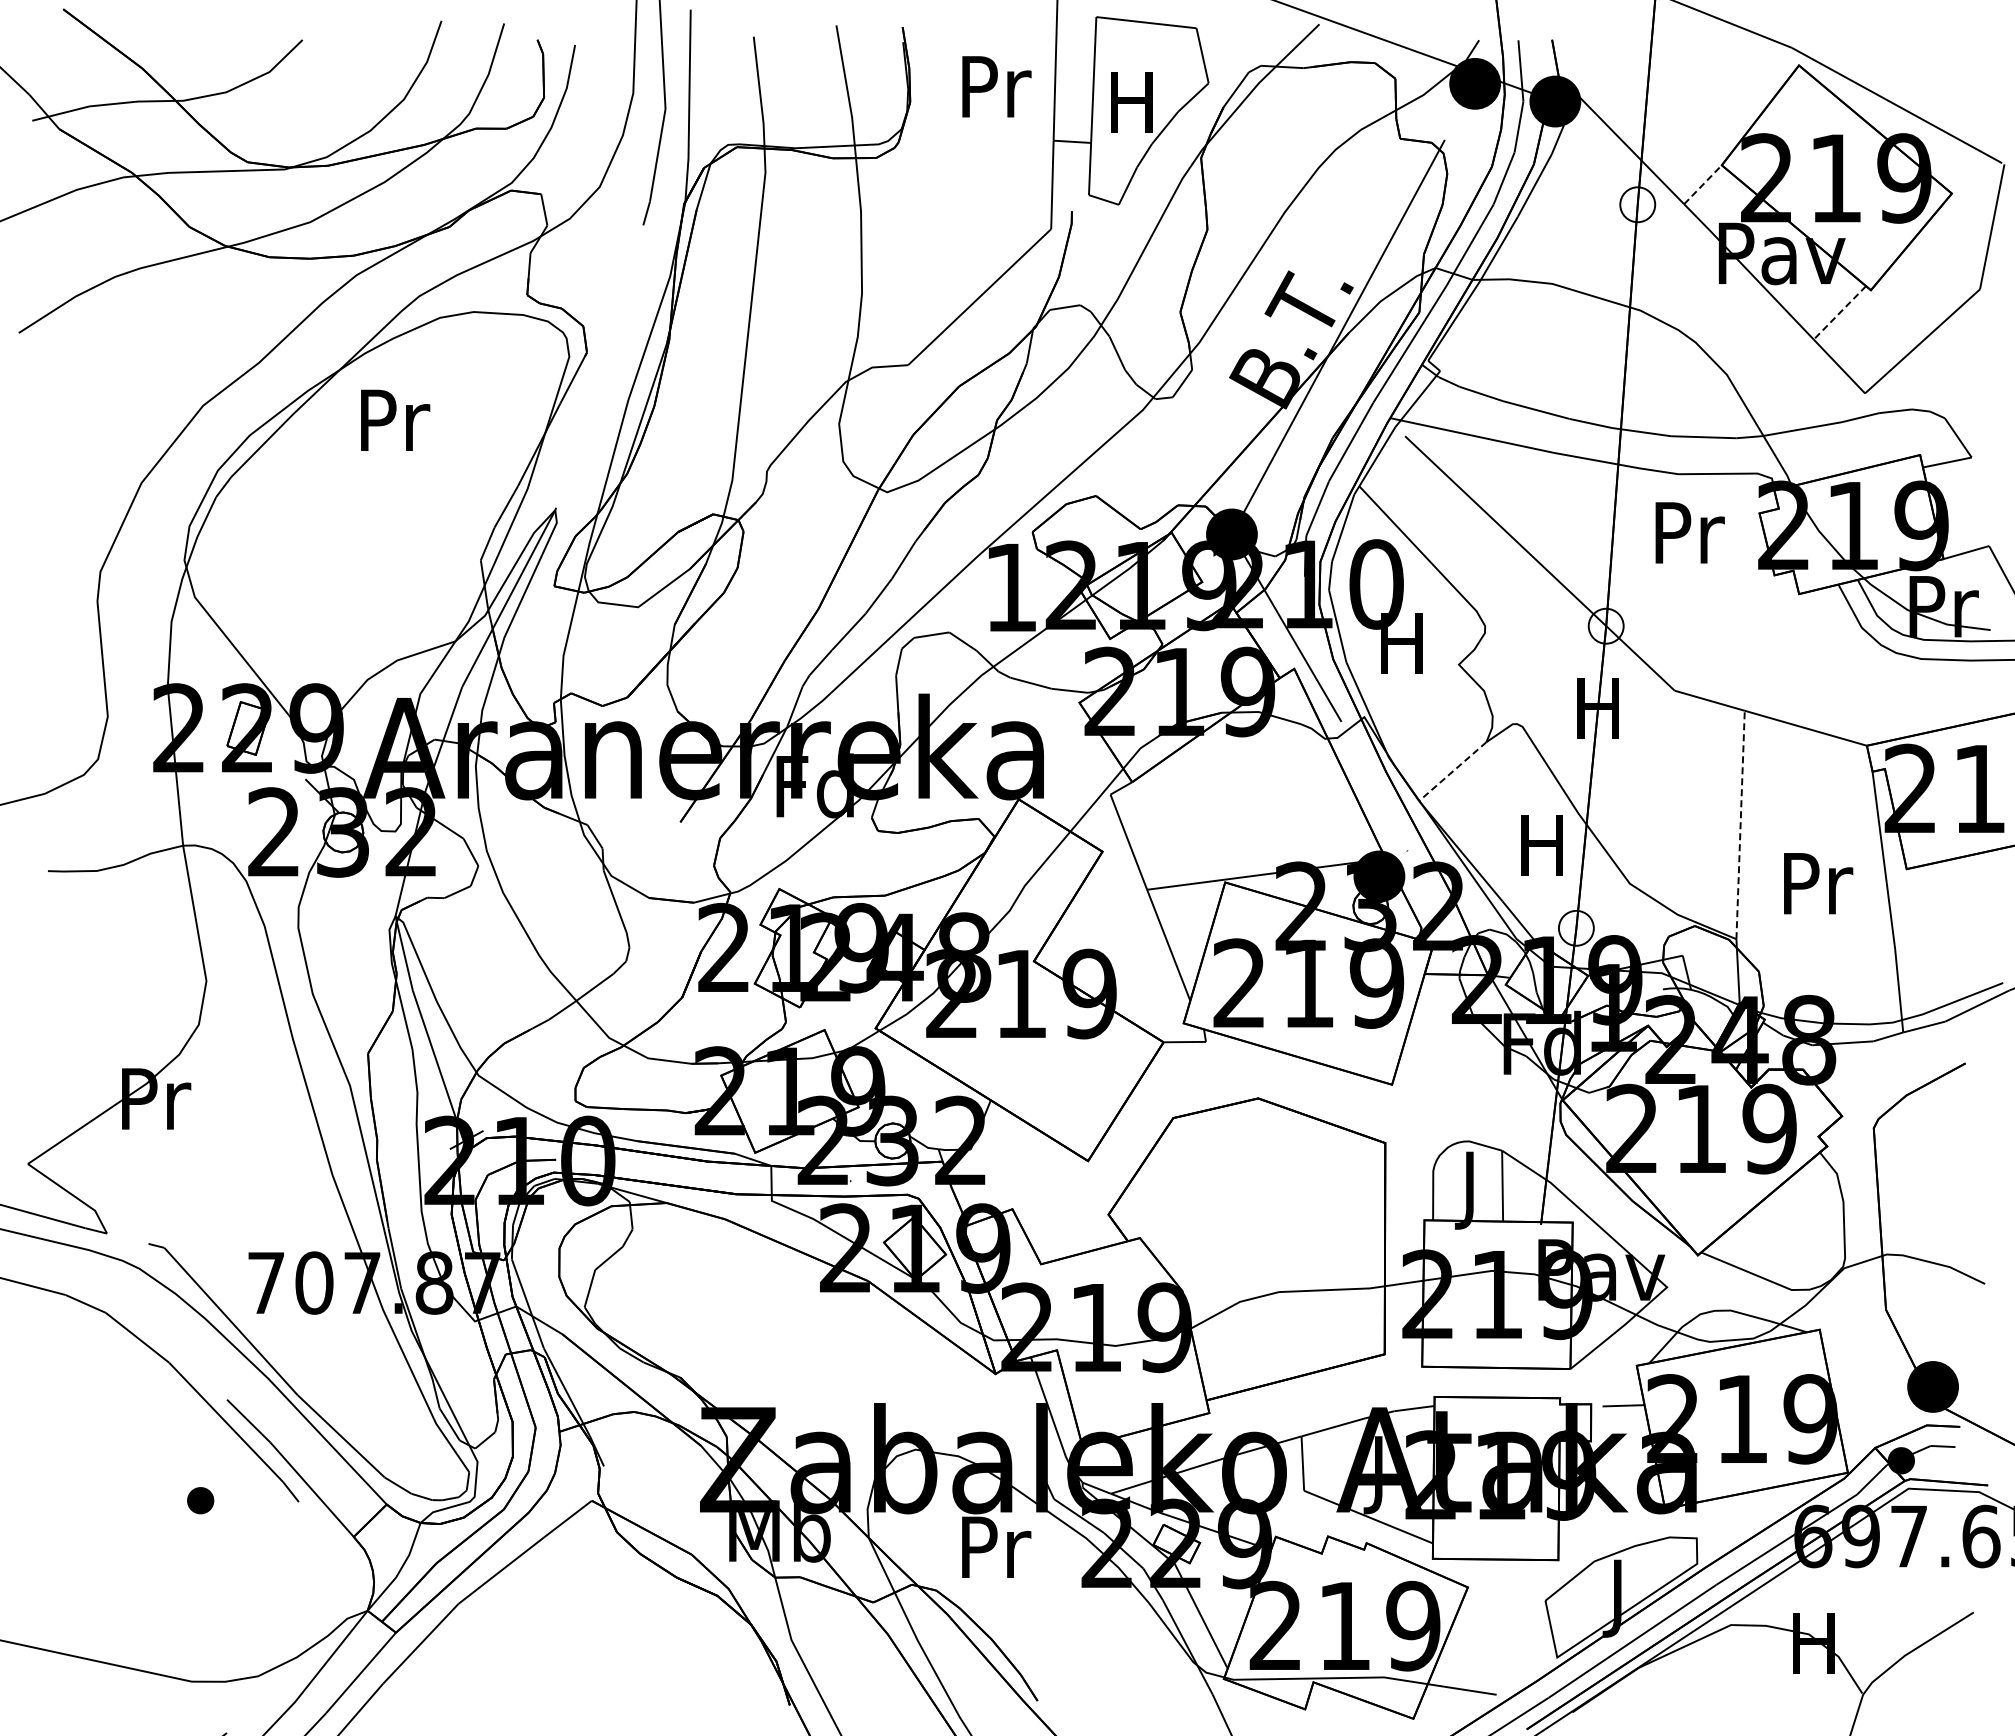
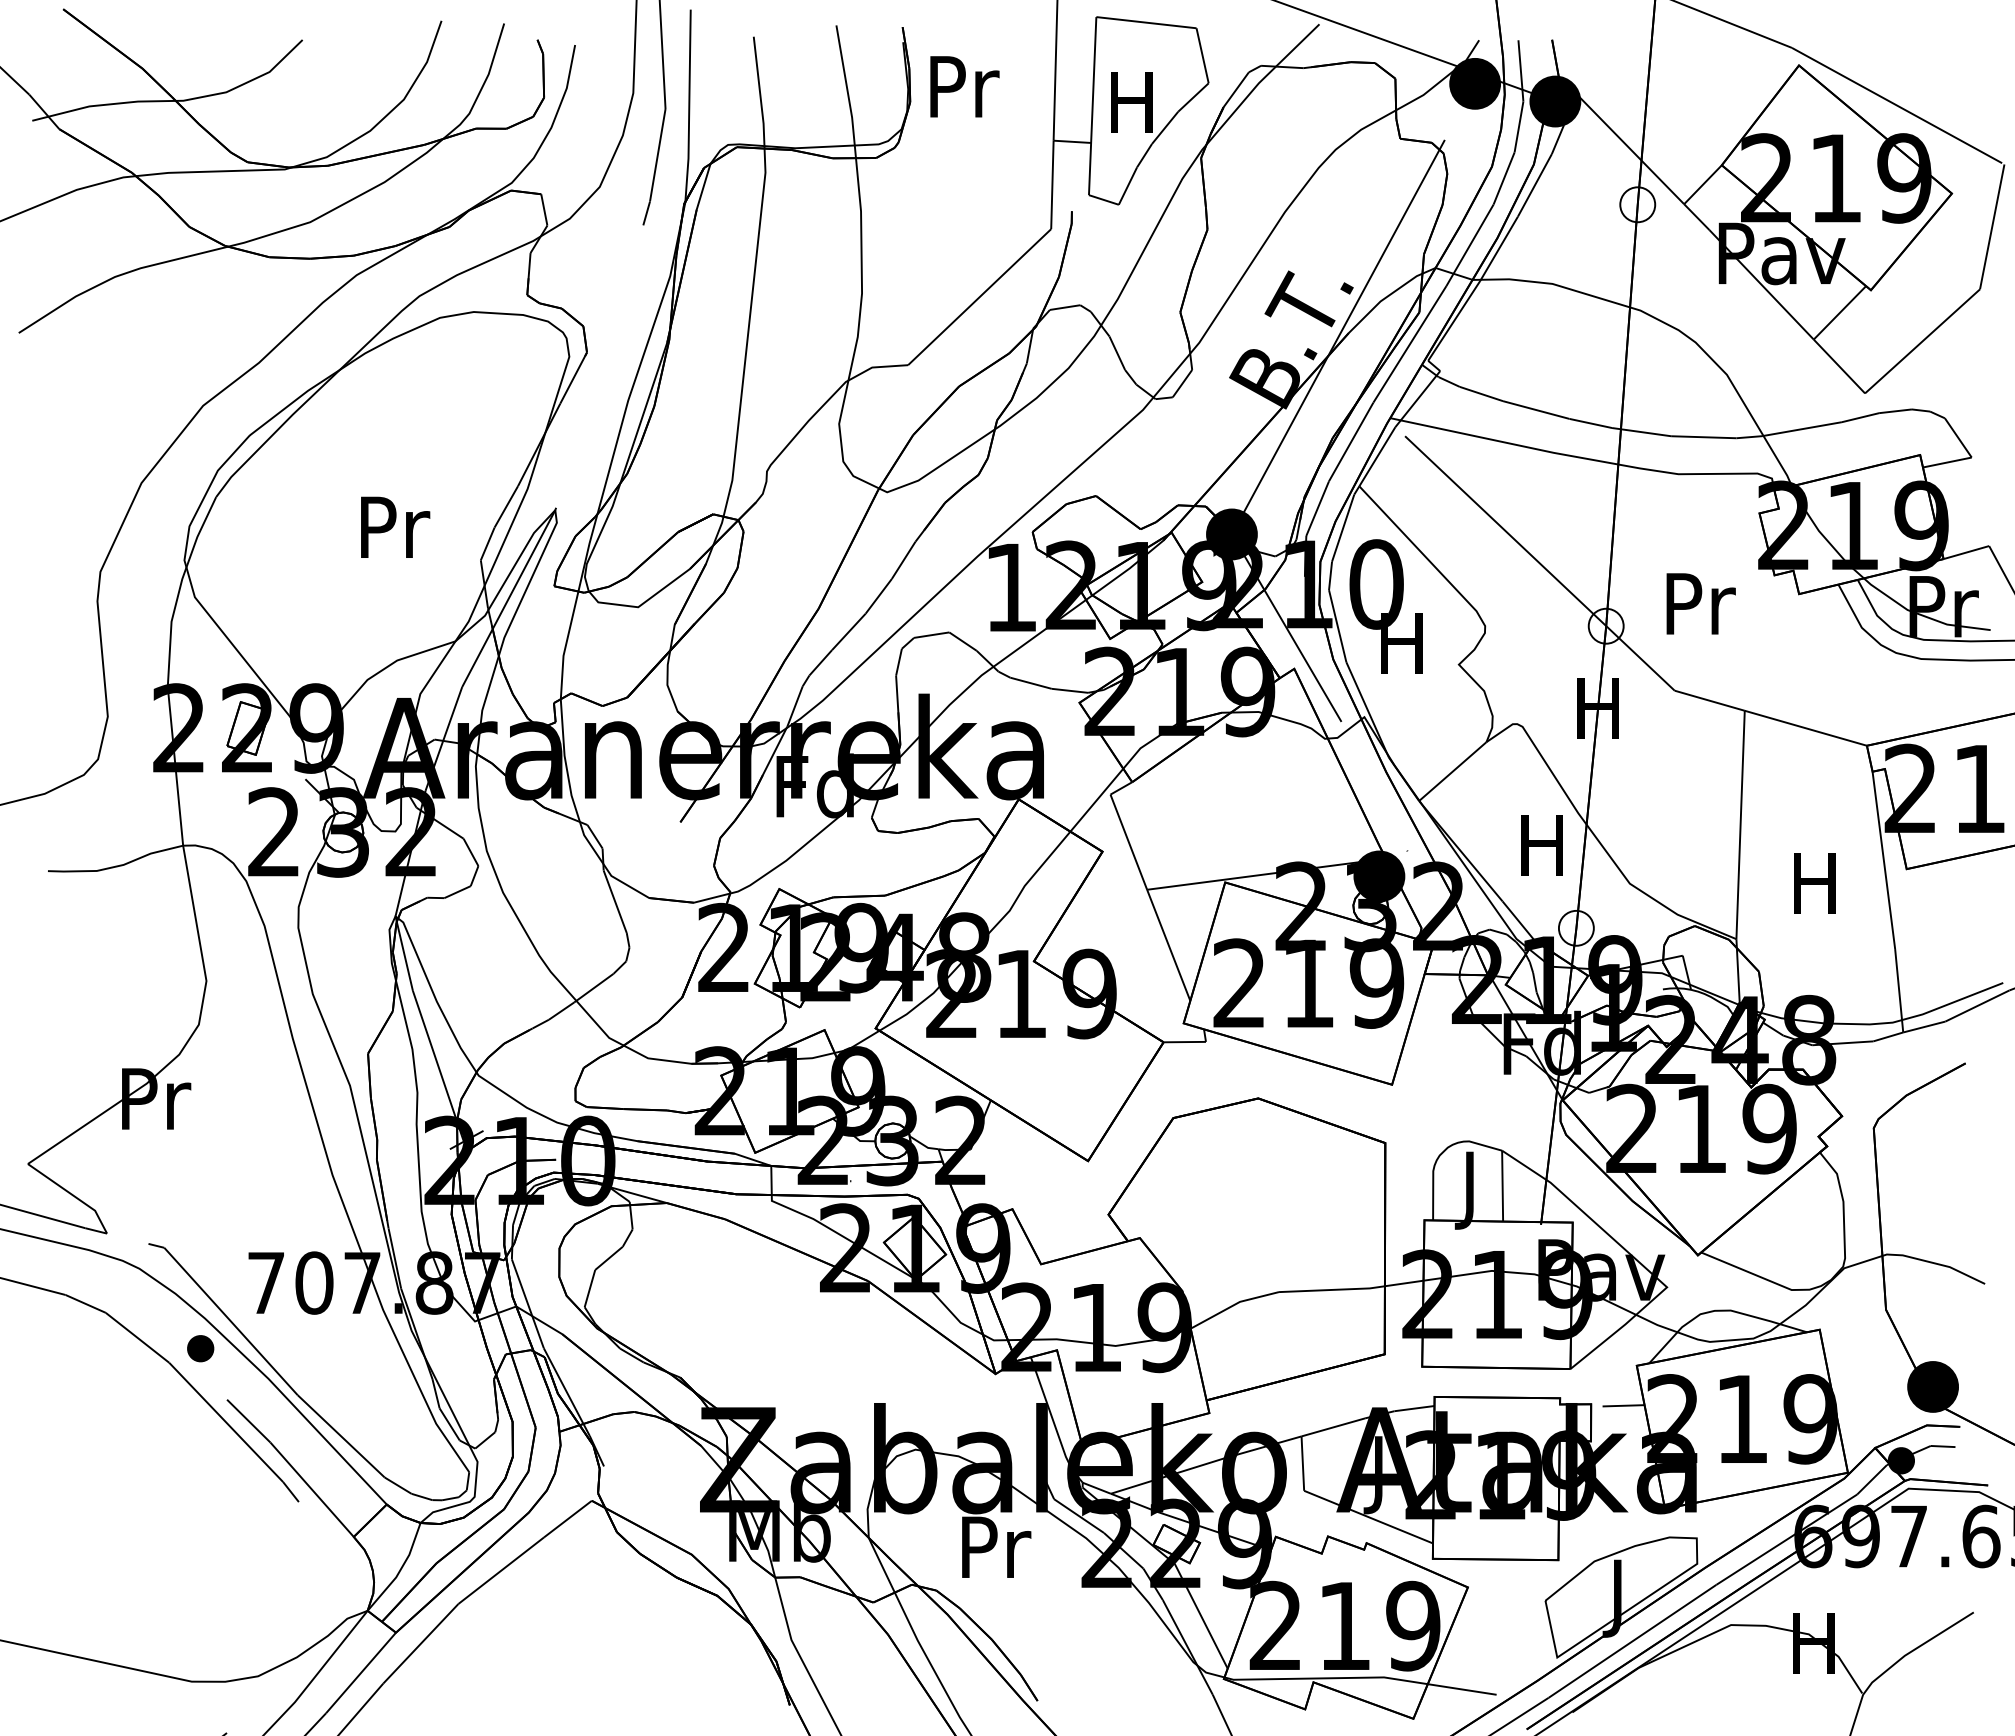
text position: (996, 86) -> (964, 86) (964, 86)
line: dashed -> solid (1703, 184)
line: dashed -> solid (1839, 313)
text position: (395, 419) -> (395, 526) (395, 526)
text position: (1689, 532) -> (1700, 603) (1700, 603)
line: dashed -> solid (1452, 771)
line: dashed -> solid (1740, 824)
text: Pr -> H (1818, 883)
part position: (200, 1500) -> (200, 1348) (200, 1348)
